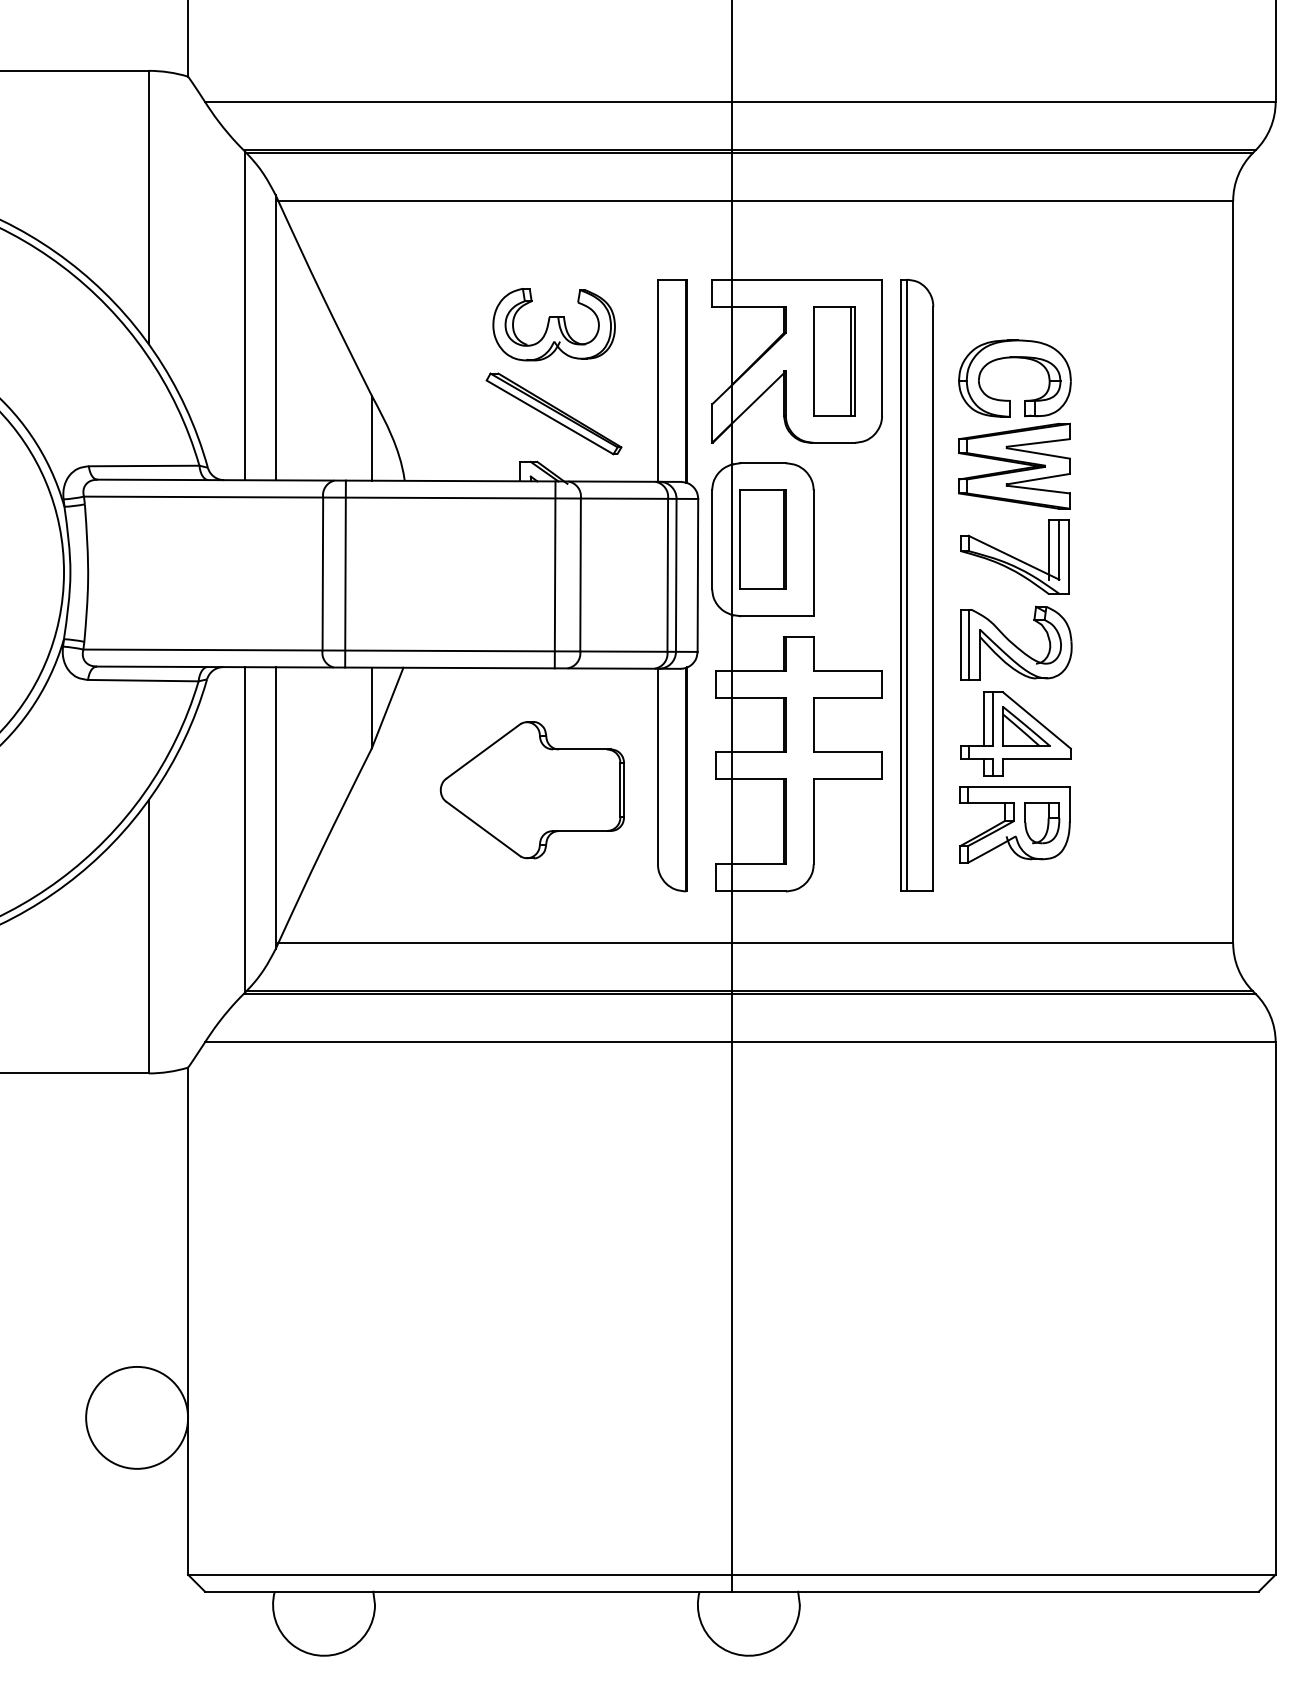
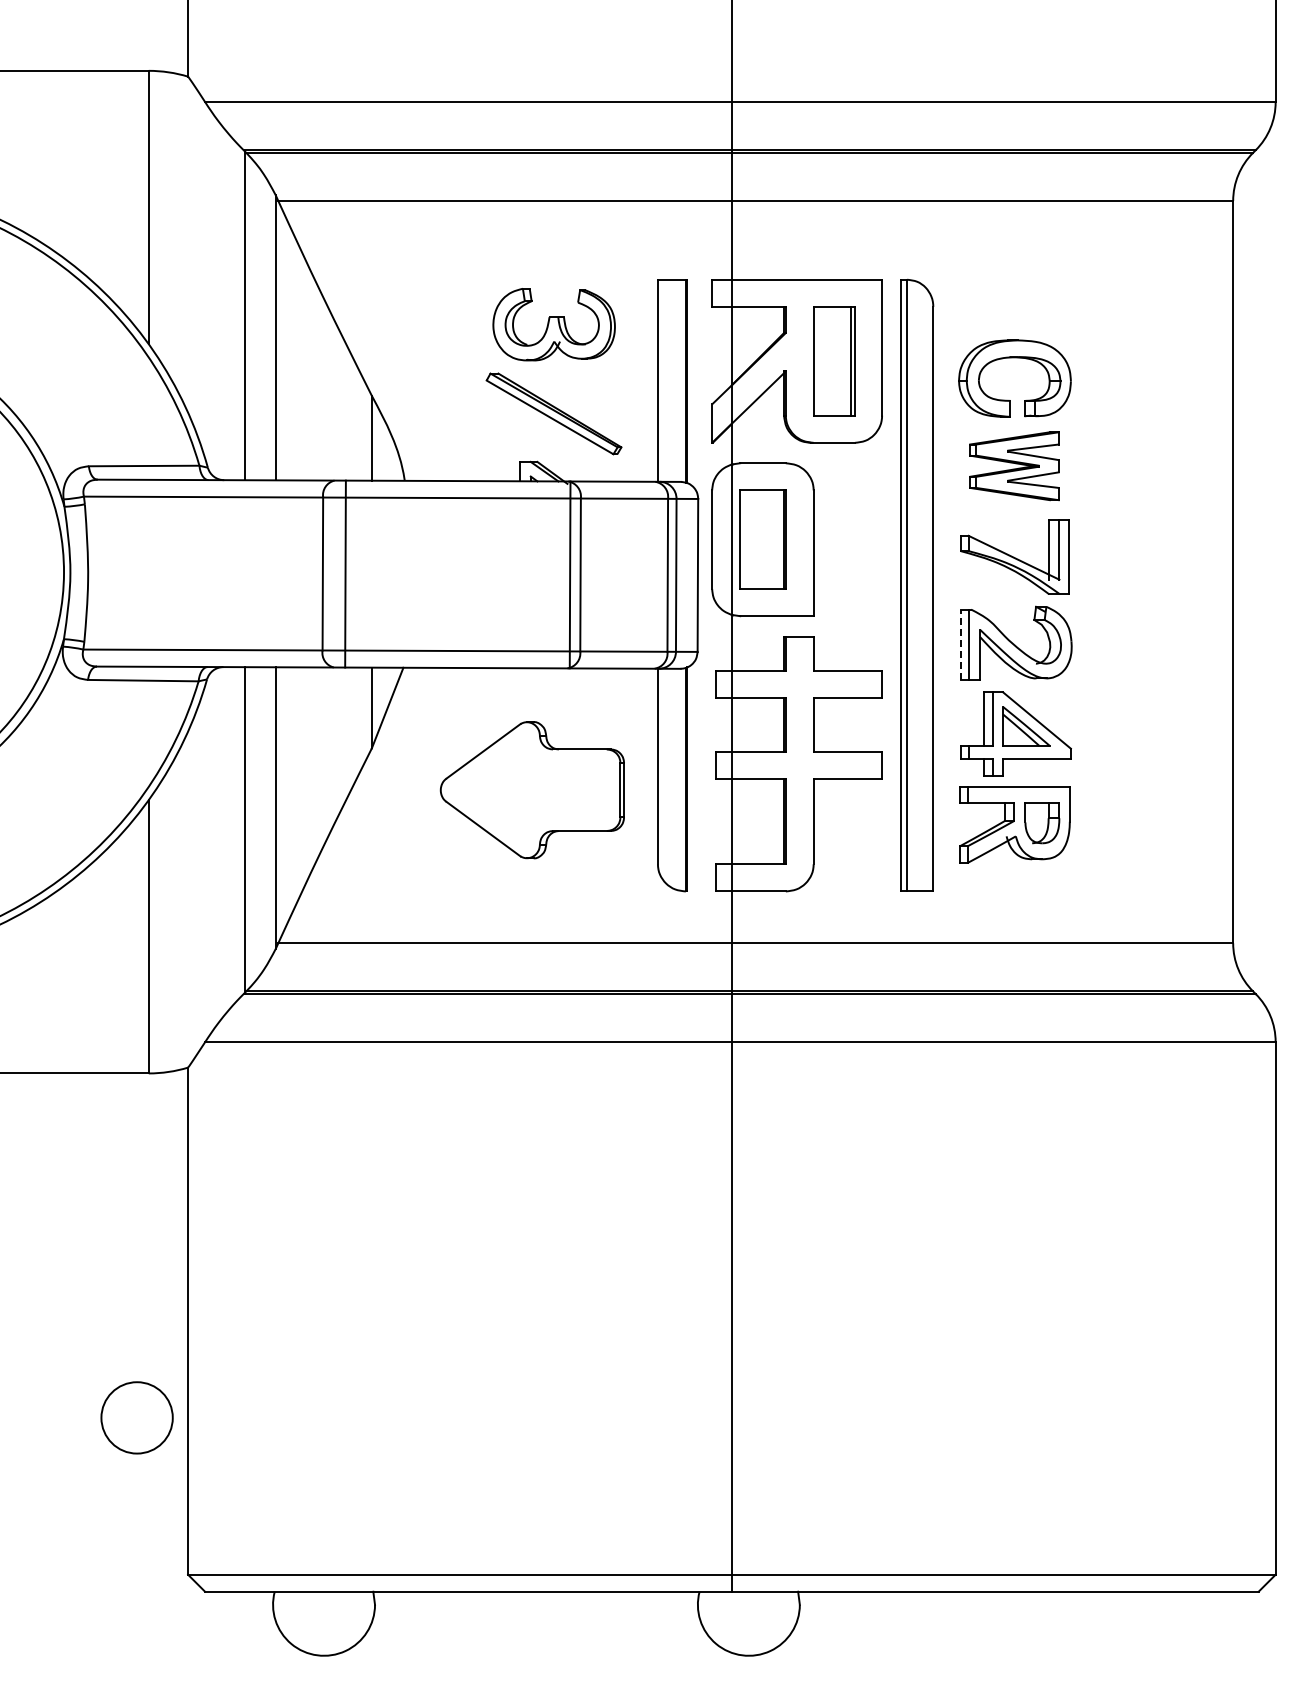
part size: 113x88 px -> 91x71 px (1014, 466)
line position: (554, 574) -> (569, 574) (569, 574)
line: solid -> dashed (960, 644)
circle diameter: 102 px -> 71 px (136, 1417)
